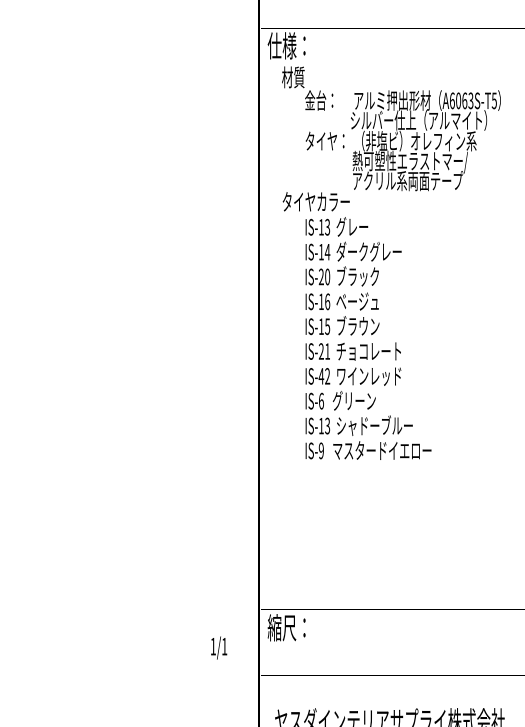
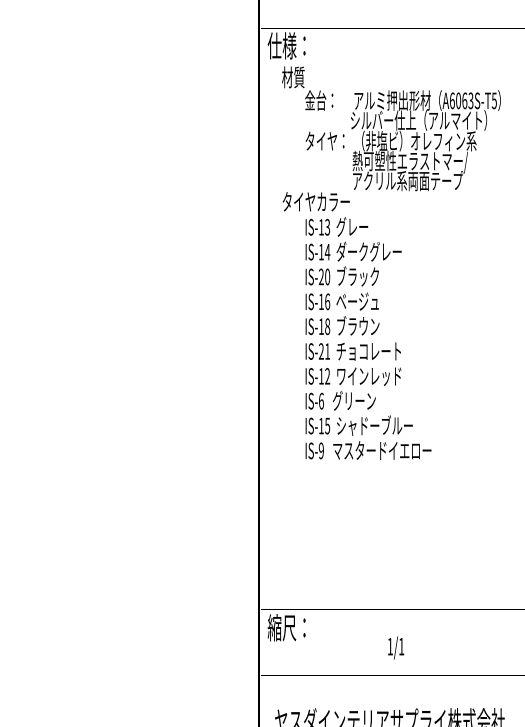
text: IS-15 -> IS-18 (327, 326)
text: IS-42 -> IS-12 (321, 376)
text: IS-13 -> IS-15 (327, 425)
text position: (219, 647) -> (396, 647) (396, 647)
